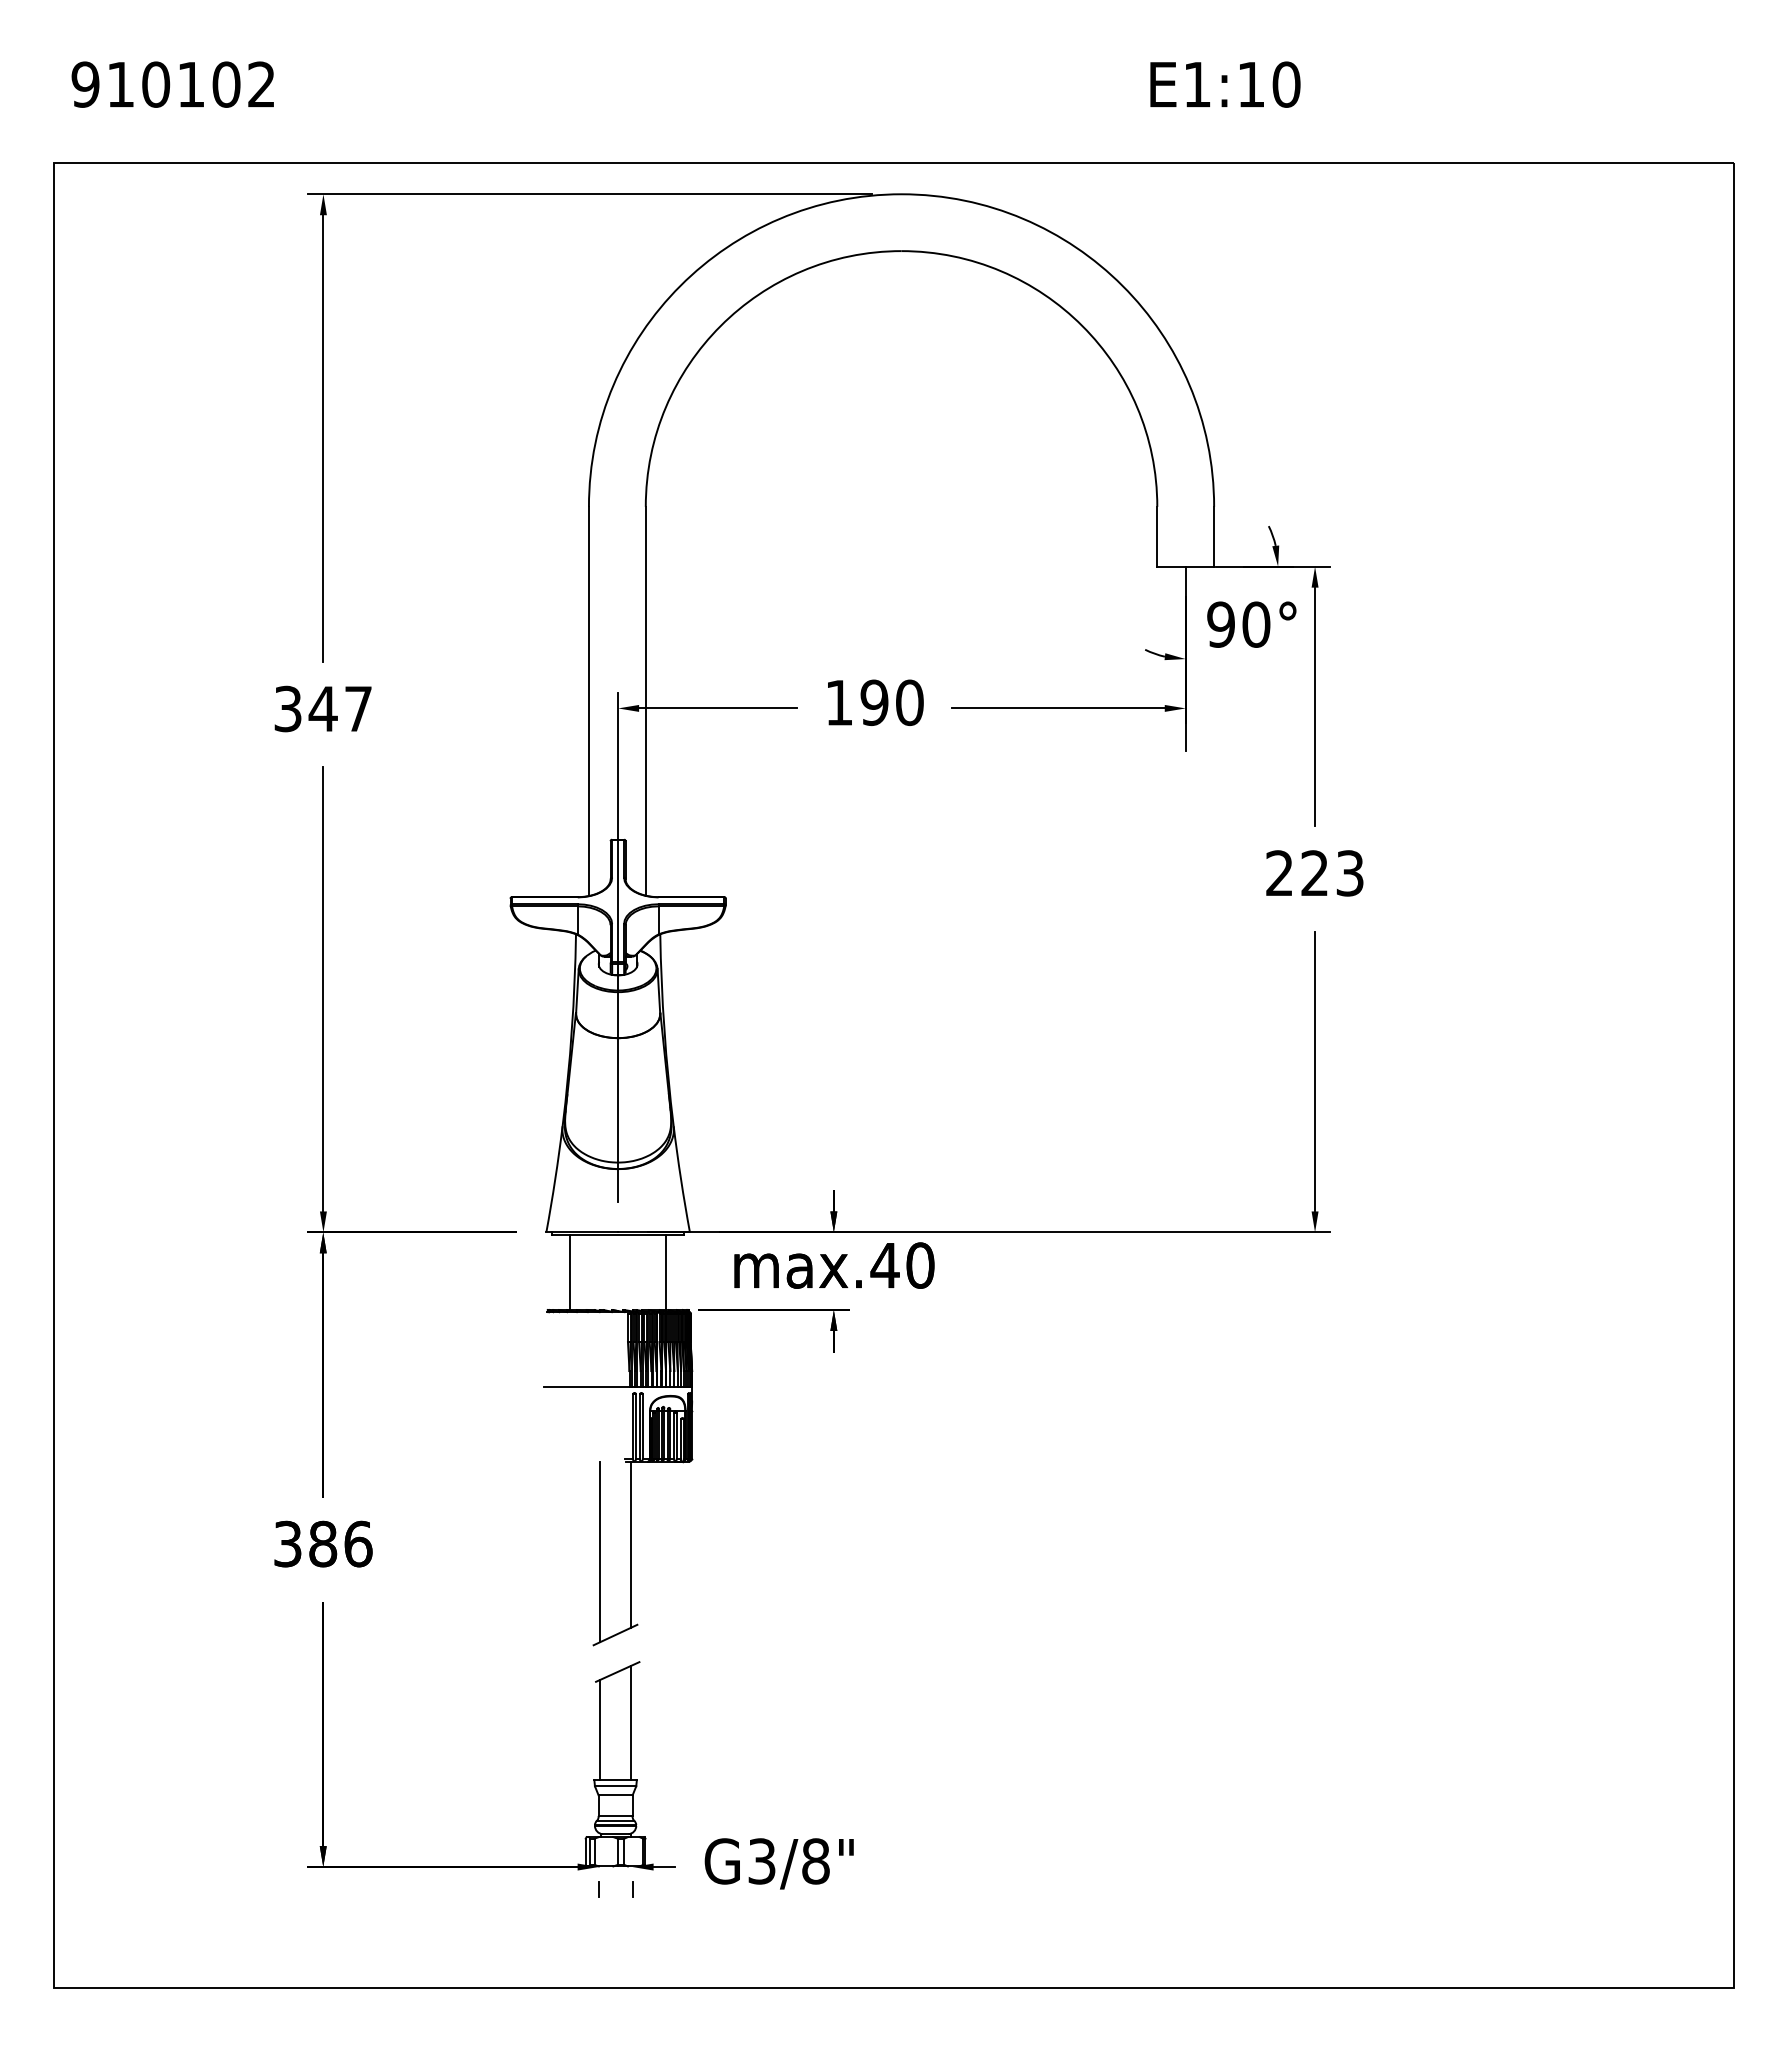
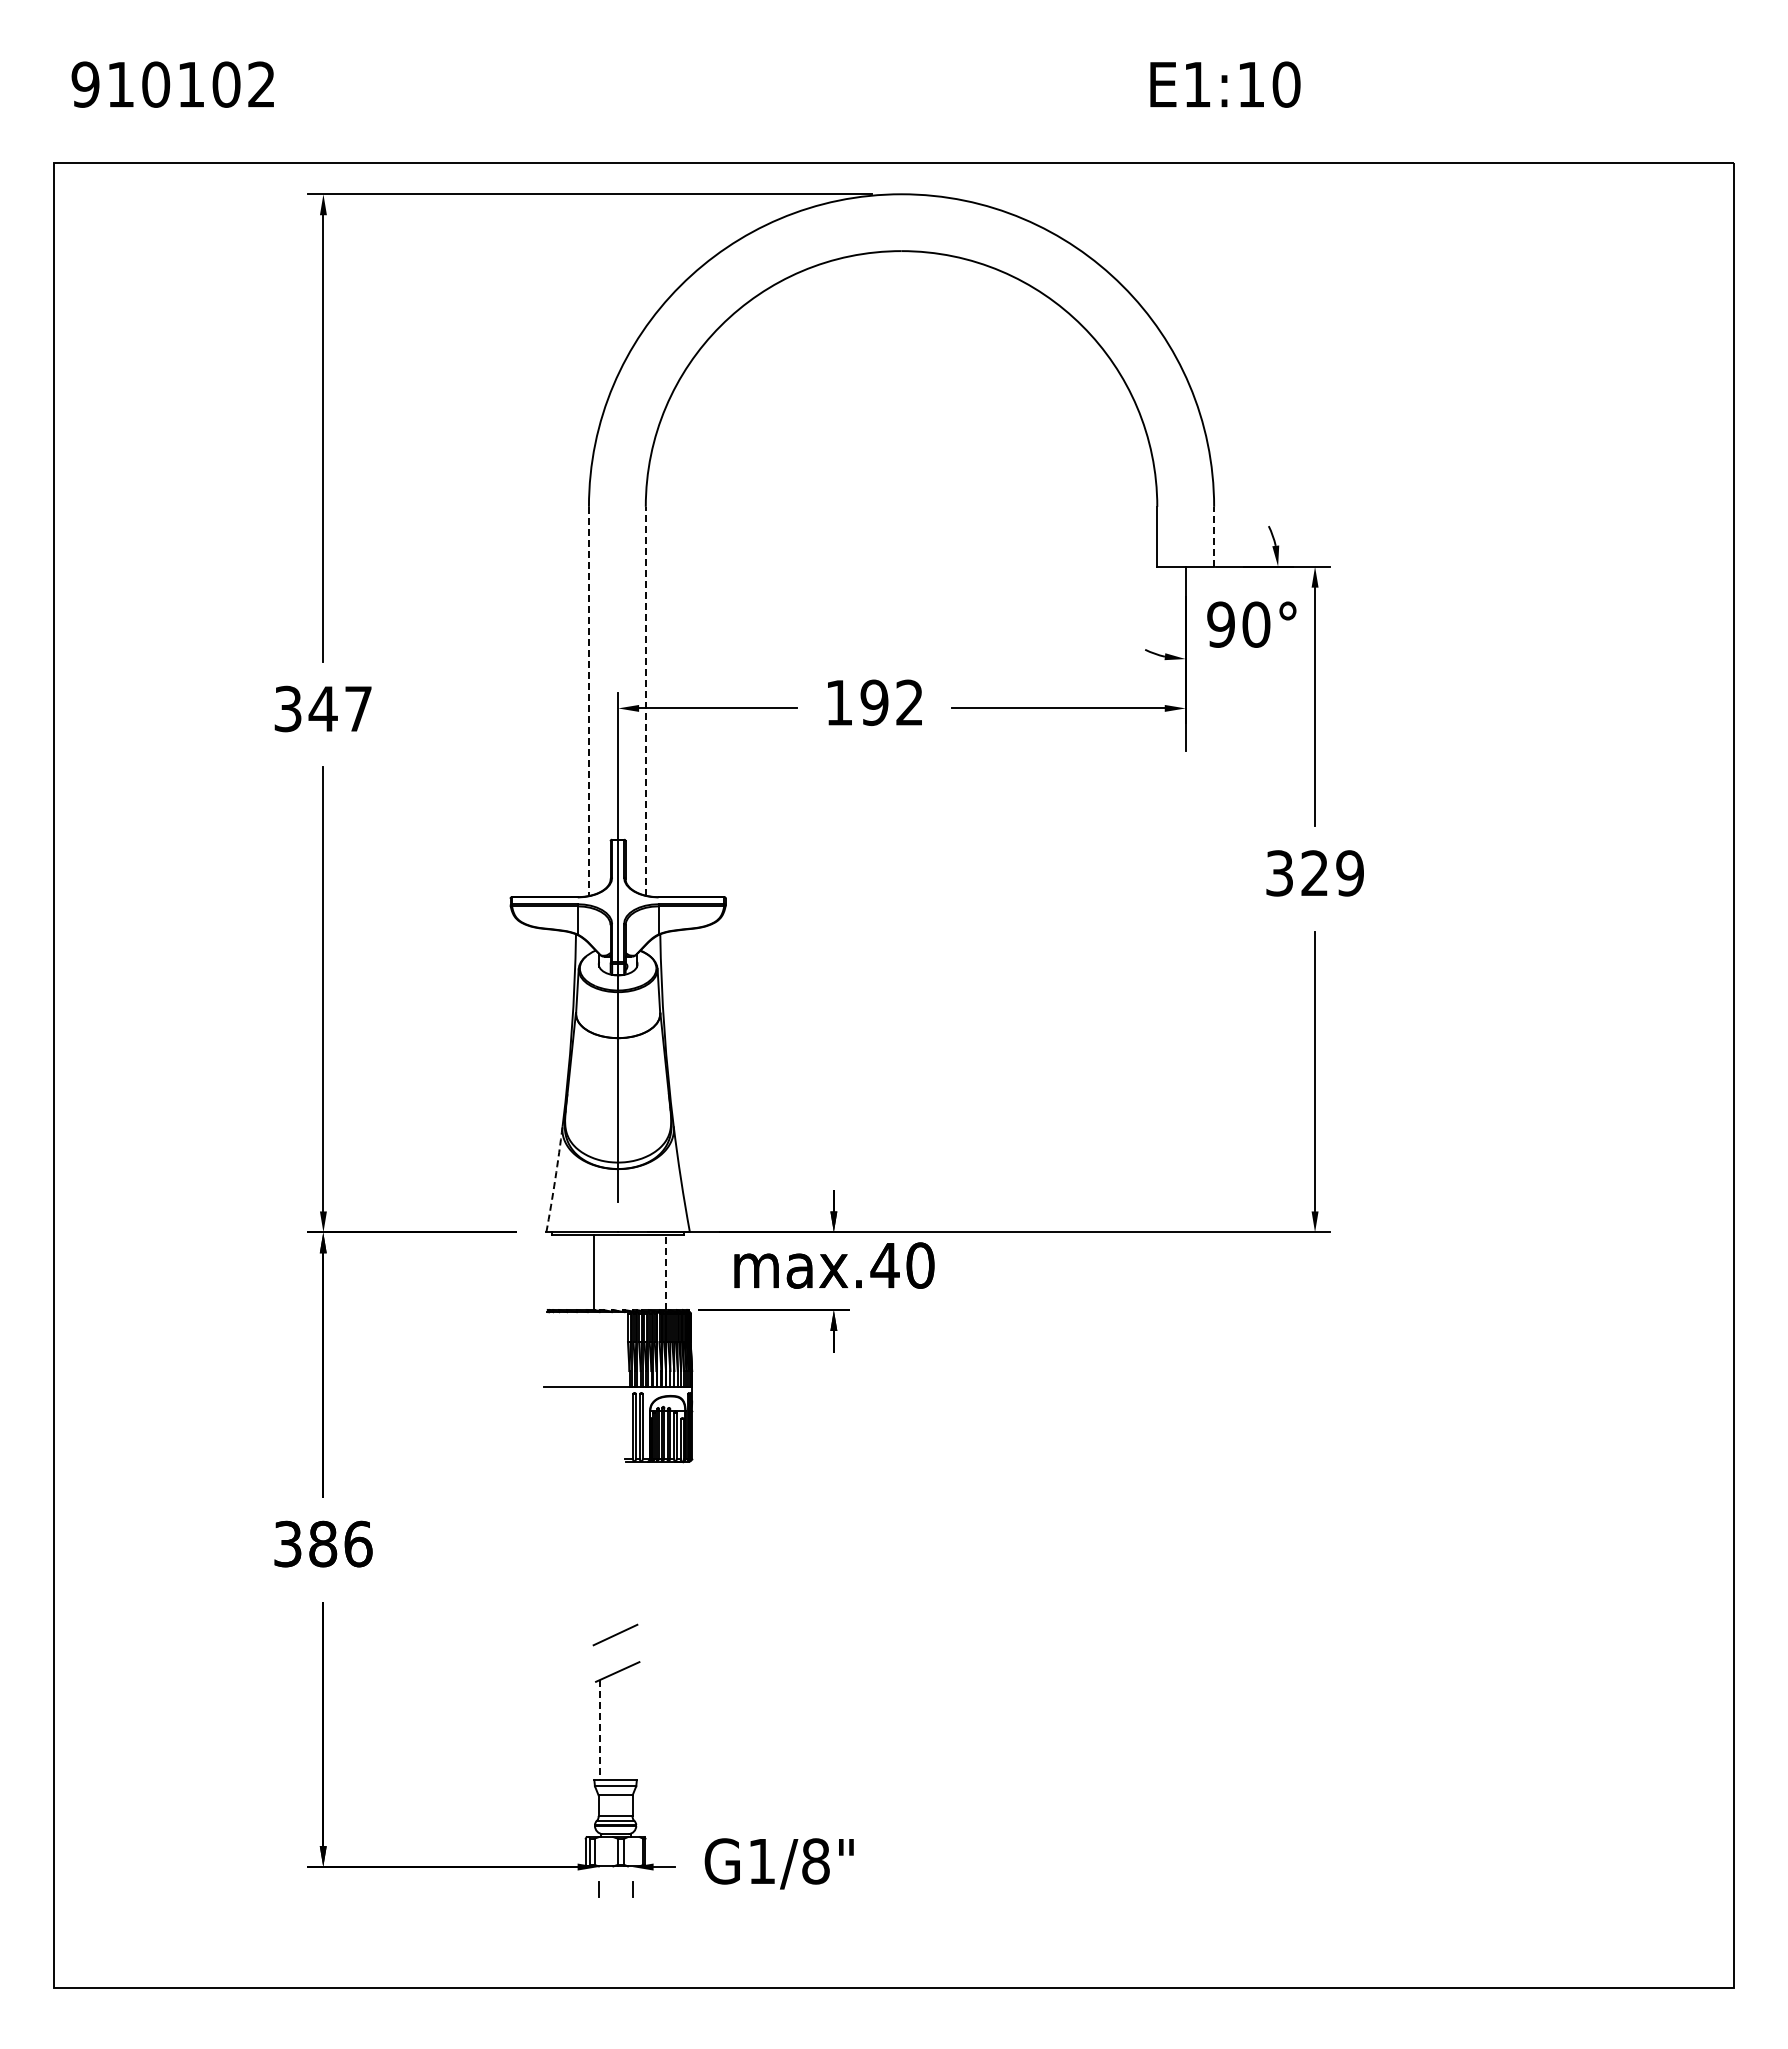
line: solid -> dashed (1214, 536)
line: solid -> dashed (645, 700)
line: solid -> dashed (588, 701)
text: 190 -> 192 (909, 702)
text: 223 -> 329 (1314, 873)
arc: solid -> dashed (555, 1179)
line position: (570, 1272) -> (594, 1272) (594, 1272)
line: solid -> dashed (666, 1272)
line: present -> none (631, 1544)
line: present -> none (600, 1551)
line: present -> none (631, 1722)
line: solid -> dashed (600, 1730)
text: G3/8" -> G1/8" (761, 1861)
